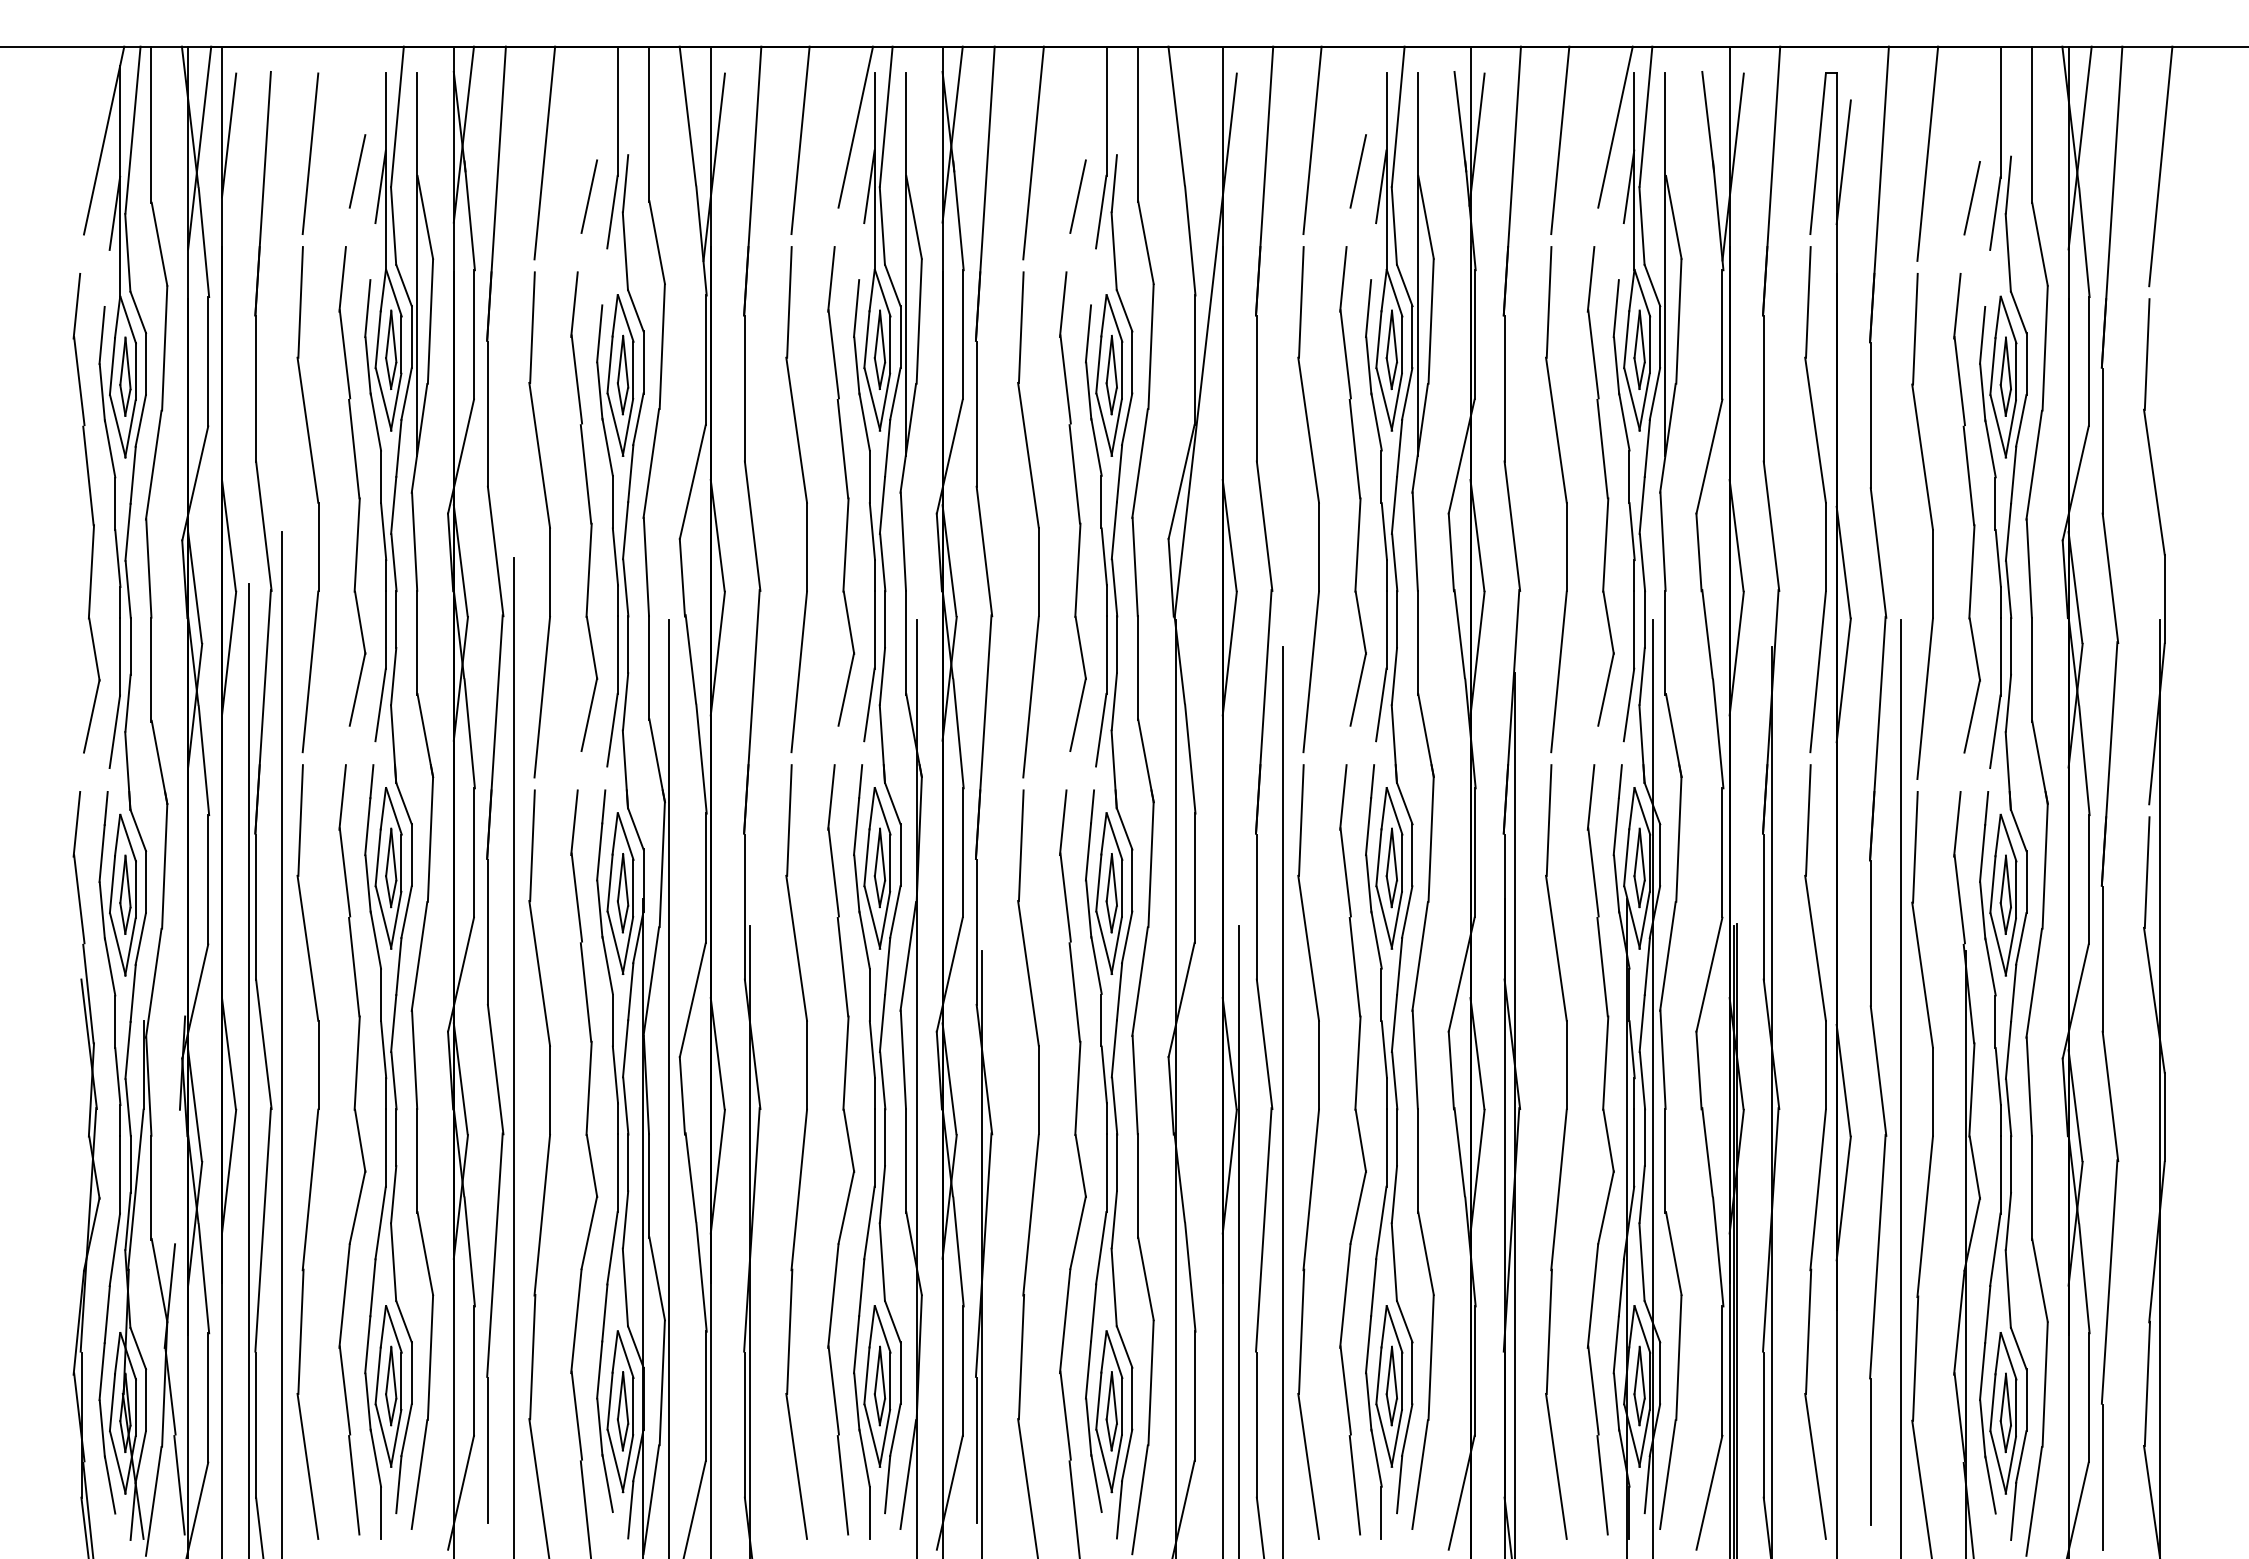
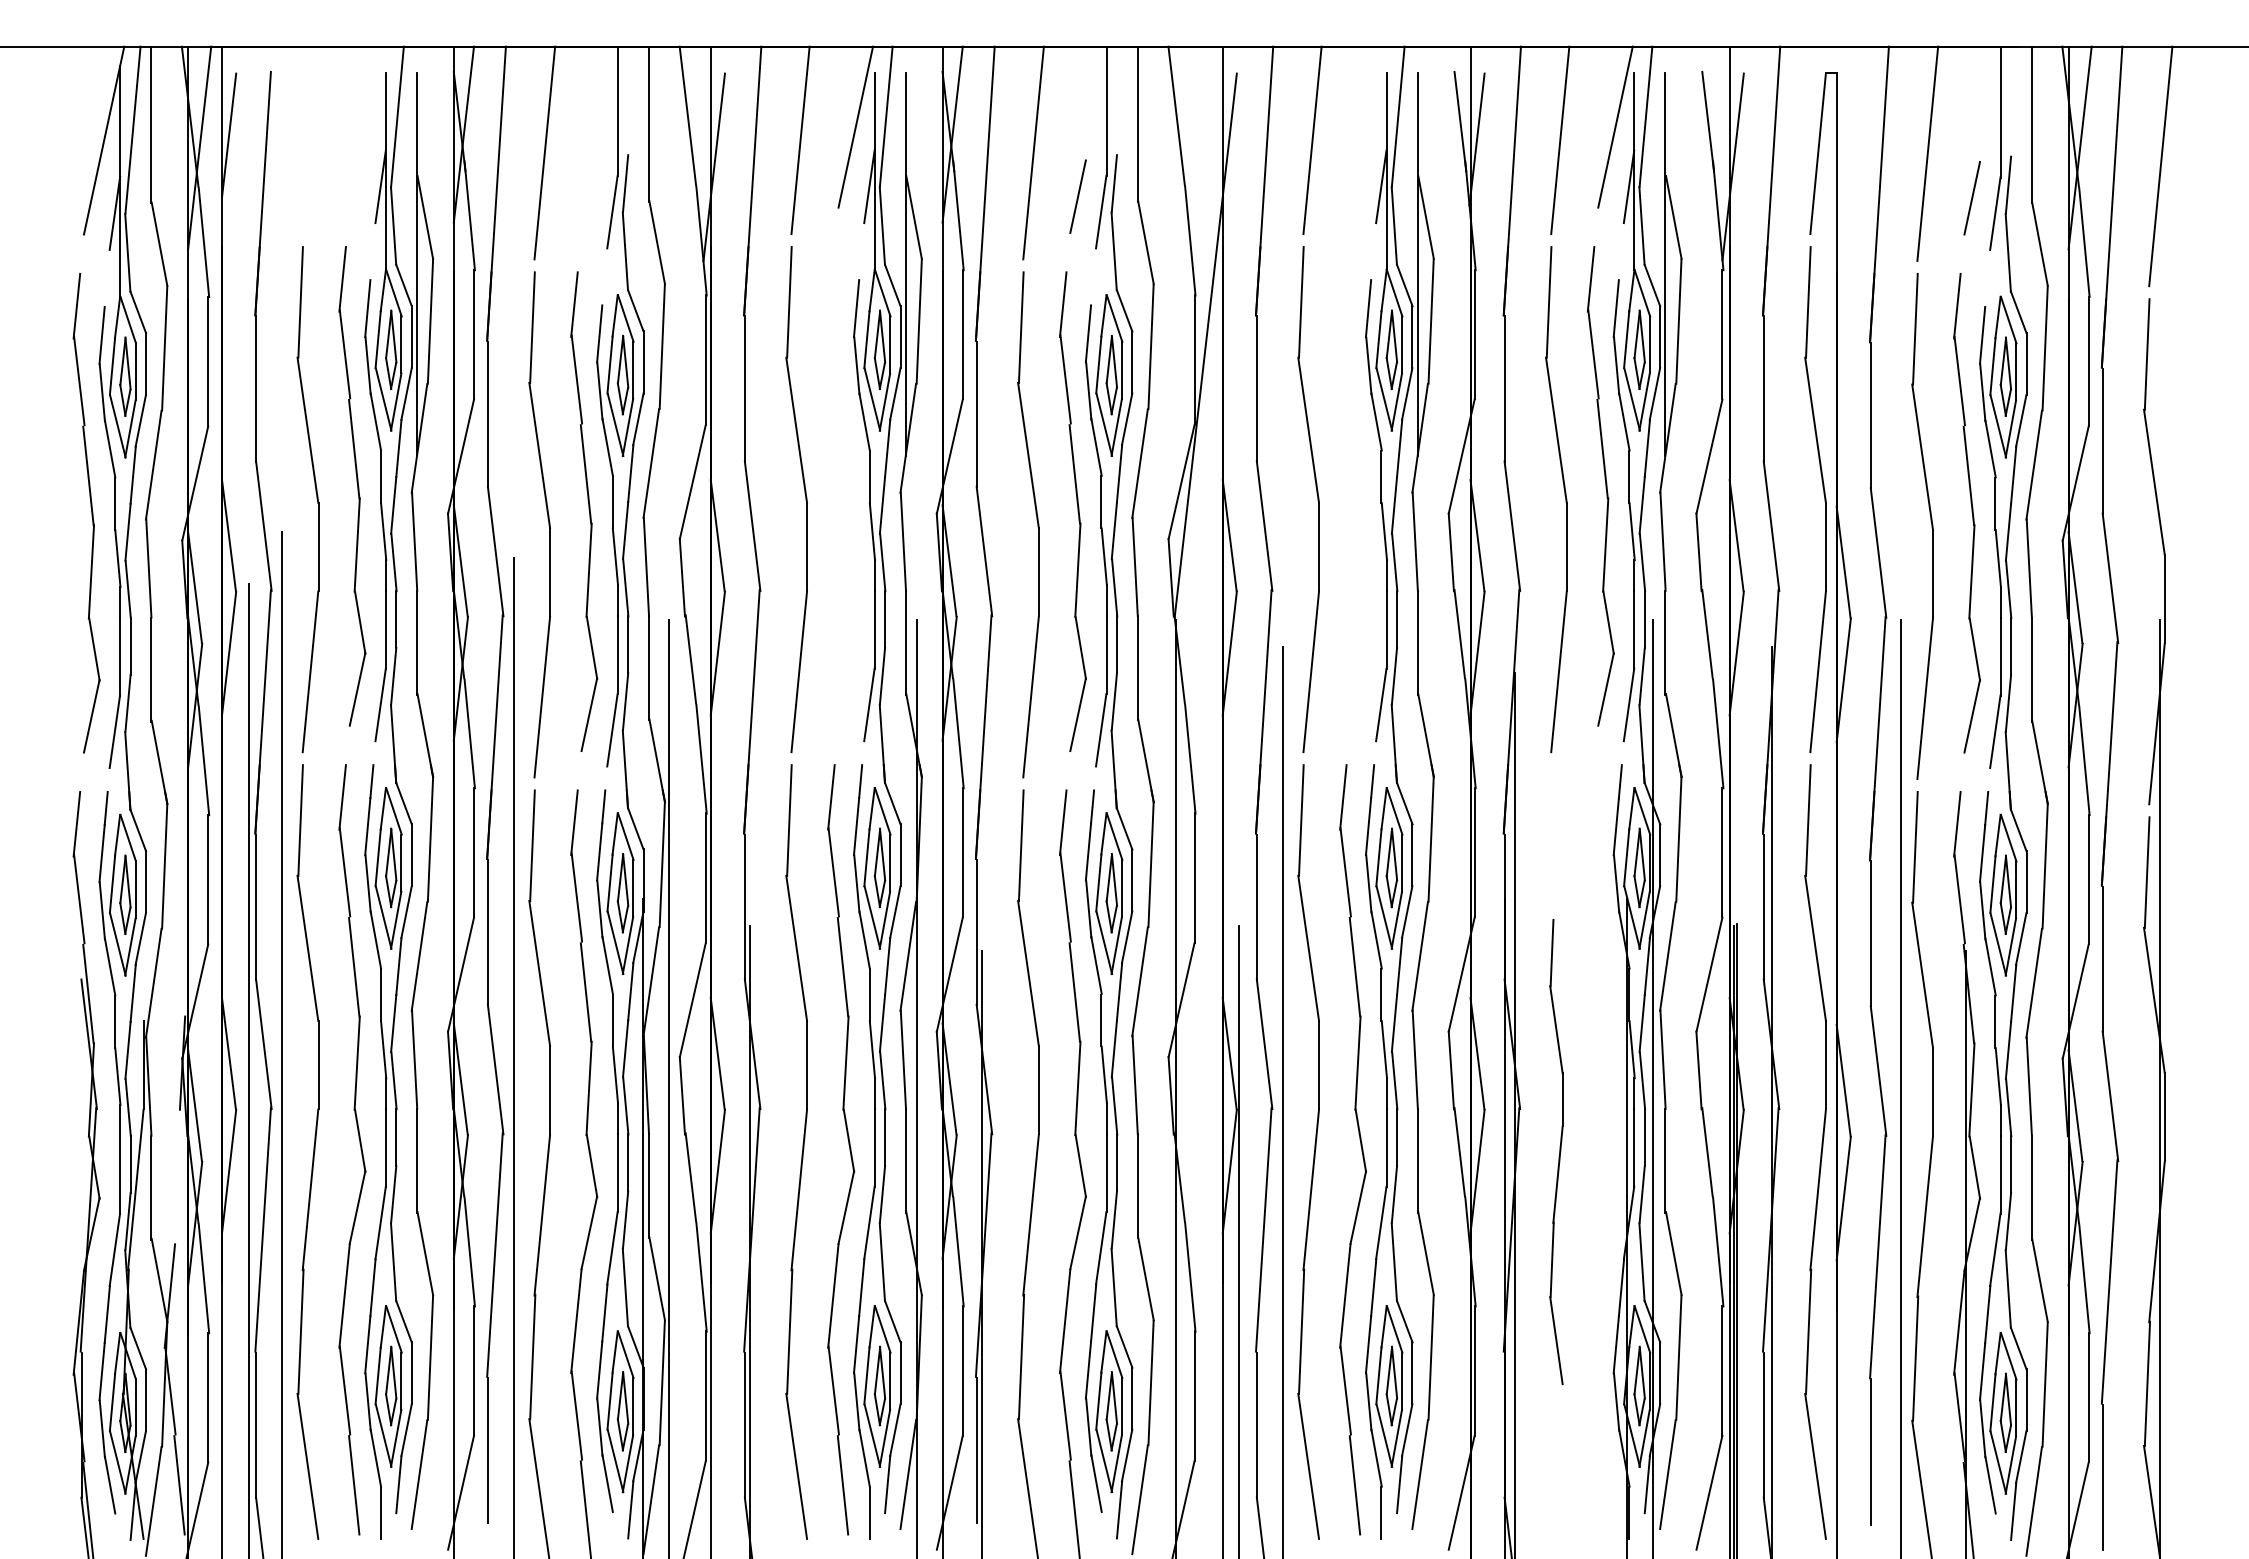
line: present -> none (310, 153)
line: present -> none (1843, 162)
line: present -> none (357, 171)
line: present -> none (1358, 171)
line: present -> none (589, 196)
part: present -> none (841, 486)
part: present -> none (1352, 486)
part: present -> none (1608, 1147)
part size: 23x776 px -> 15x467 px (1556, 1152)
